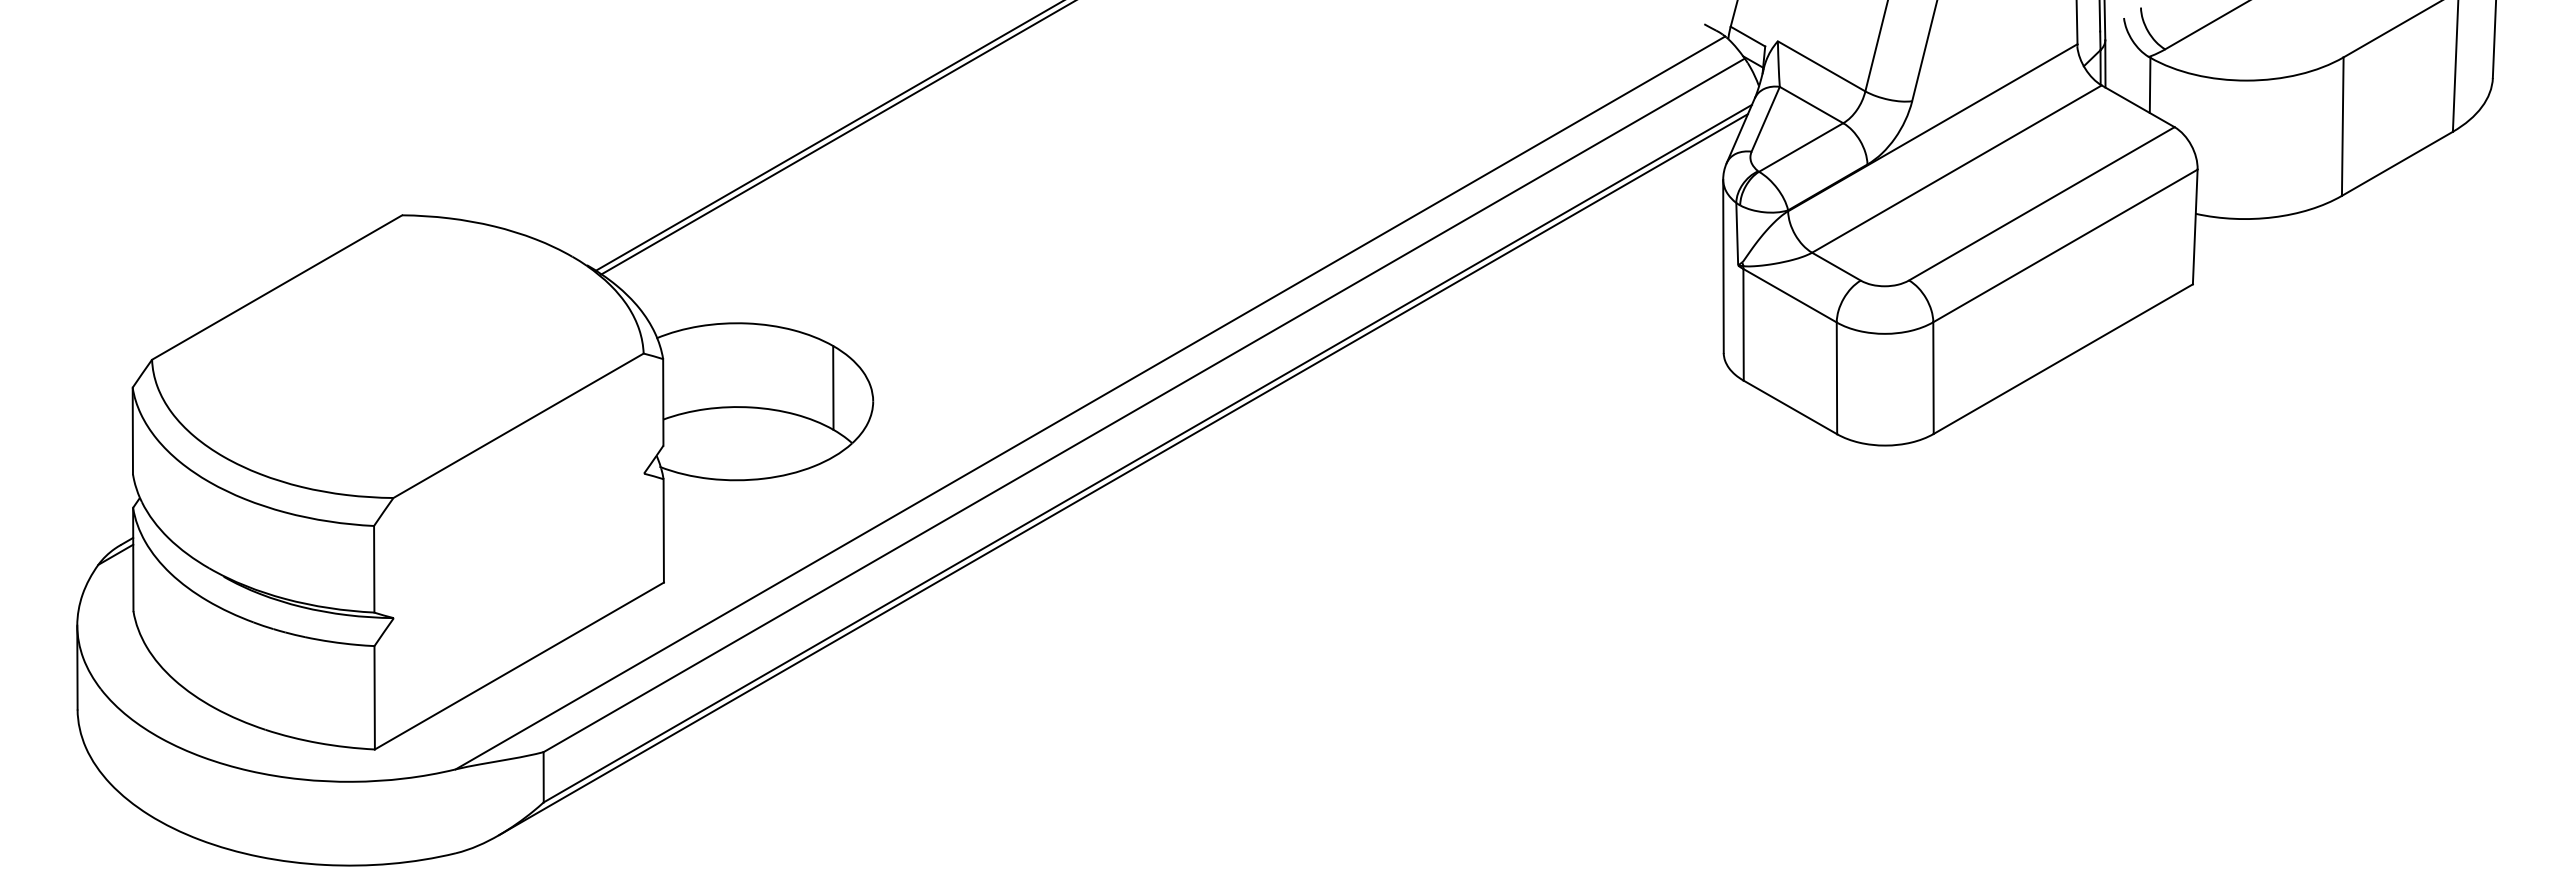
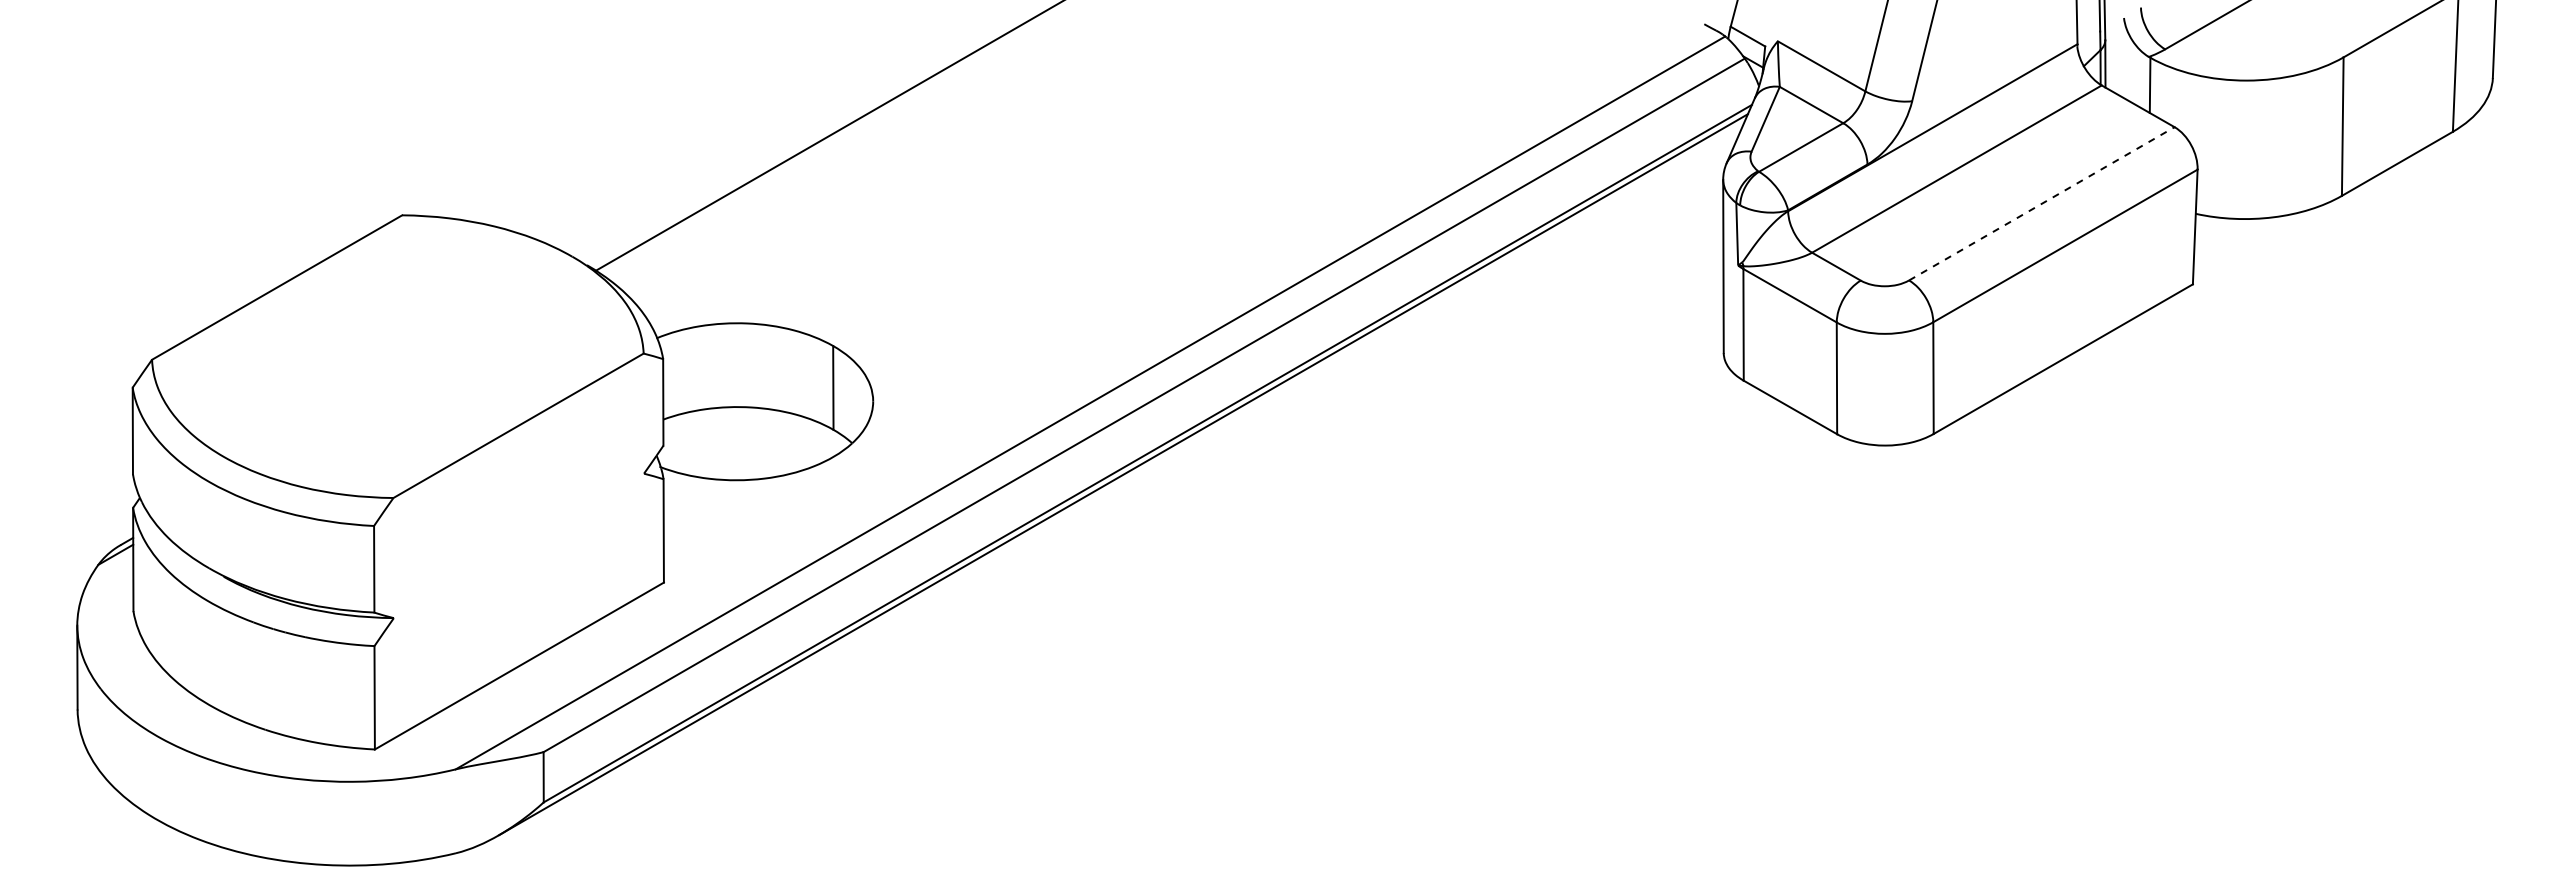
line: present -> none (836, 138)
line: solid -> dashed (2042, 203)
